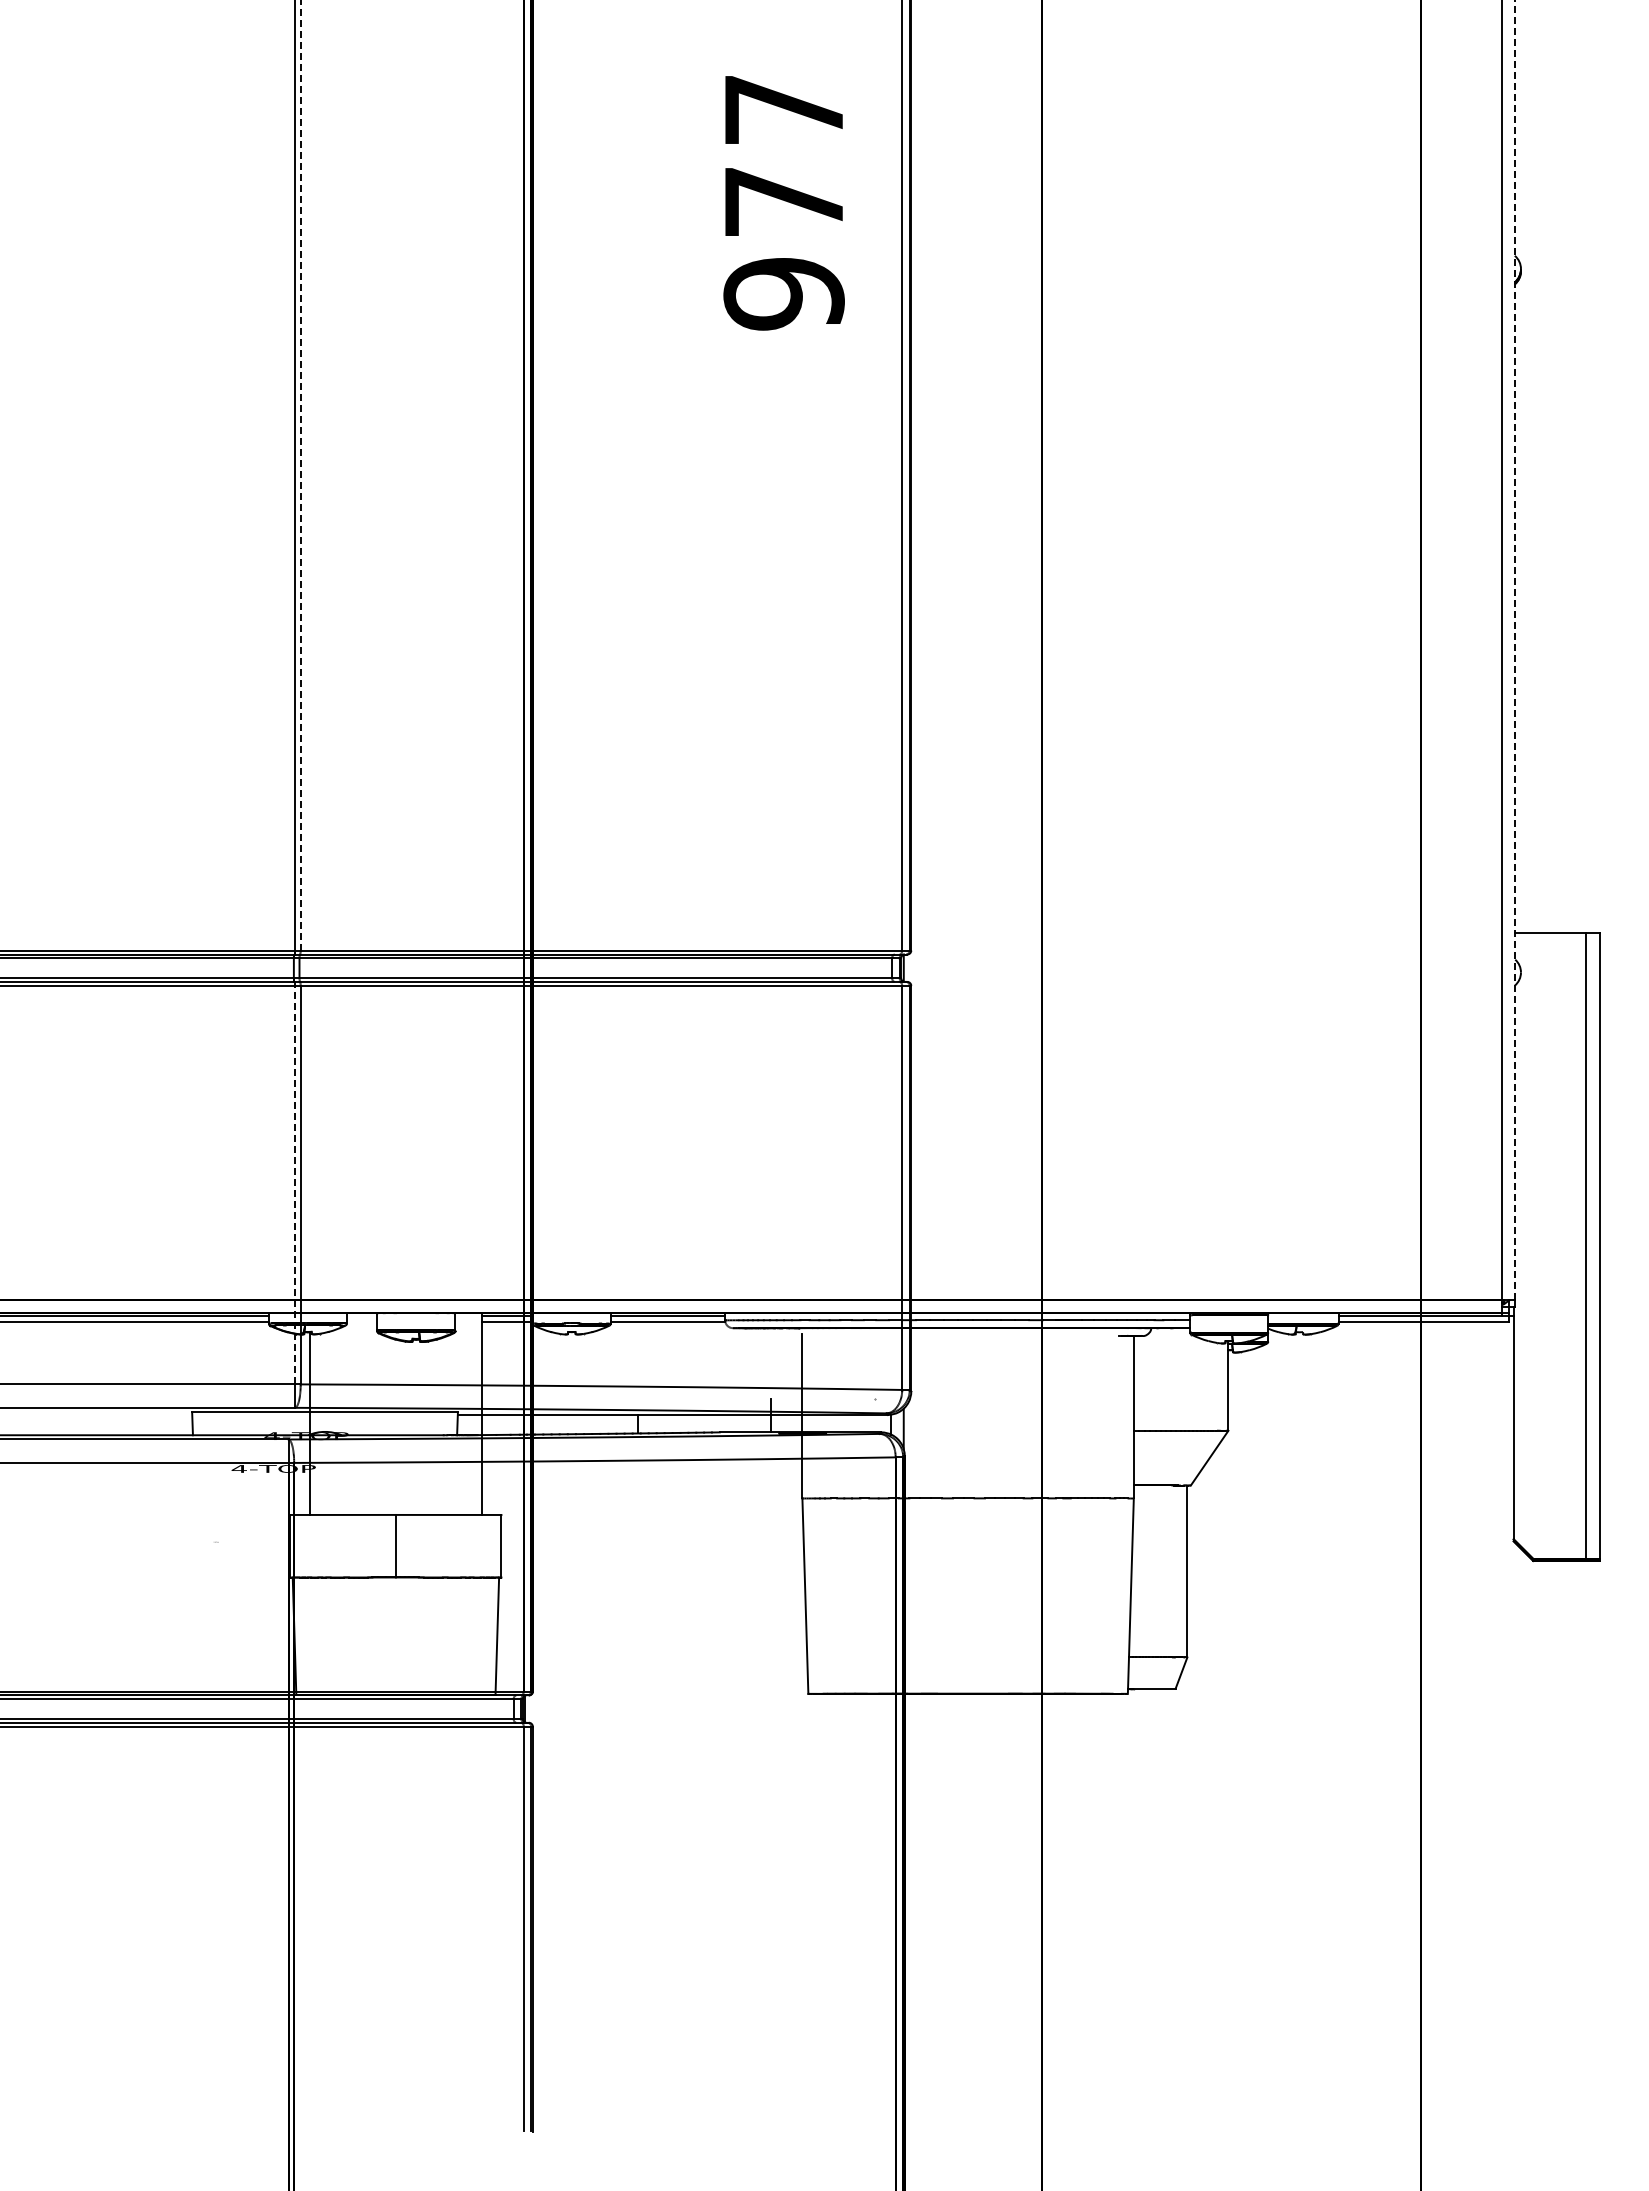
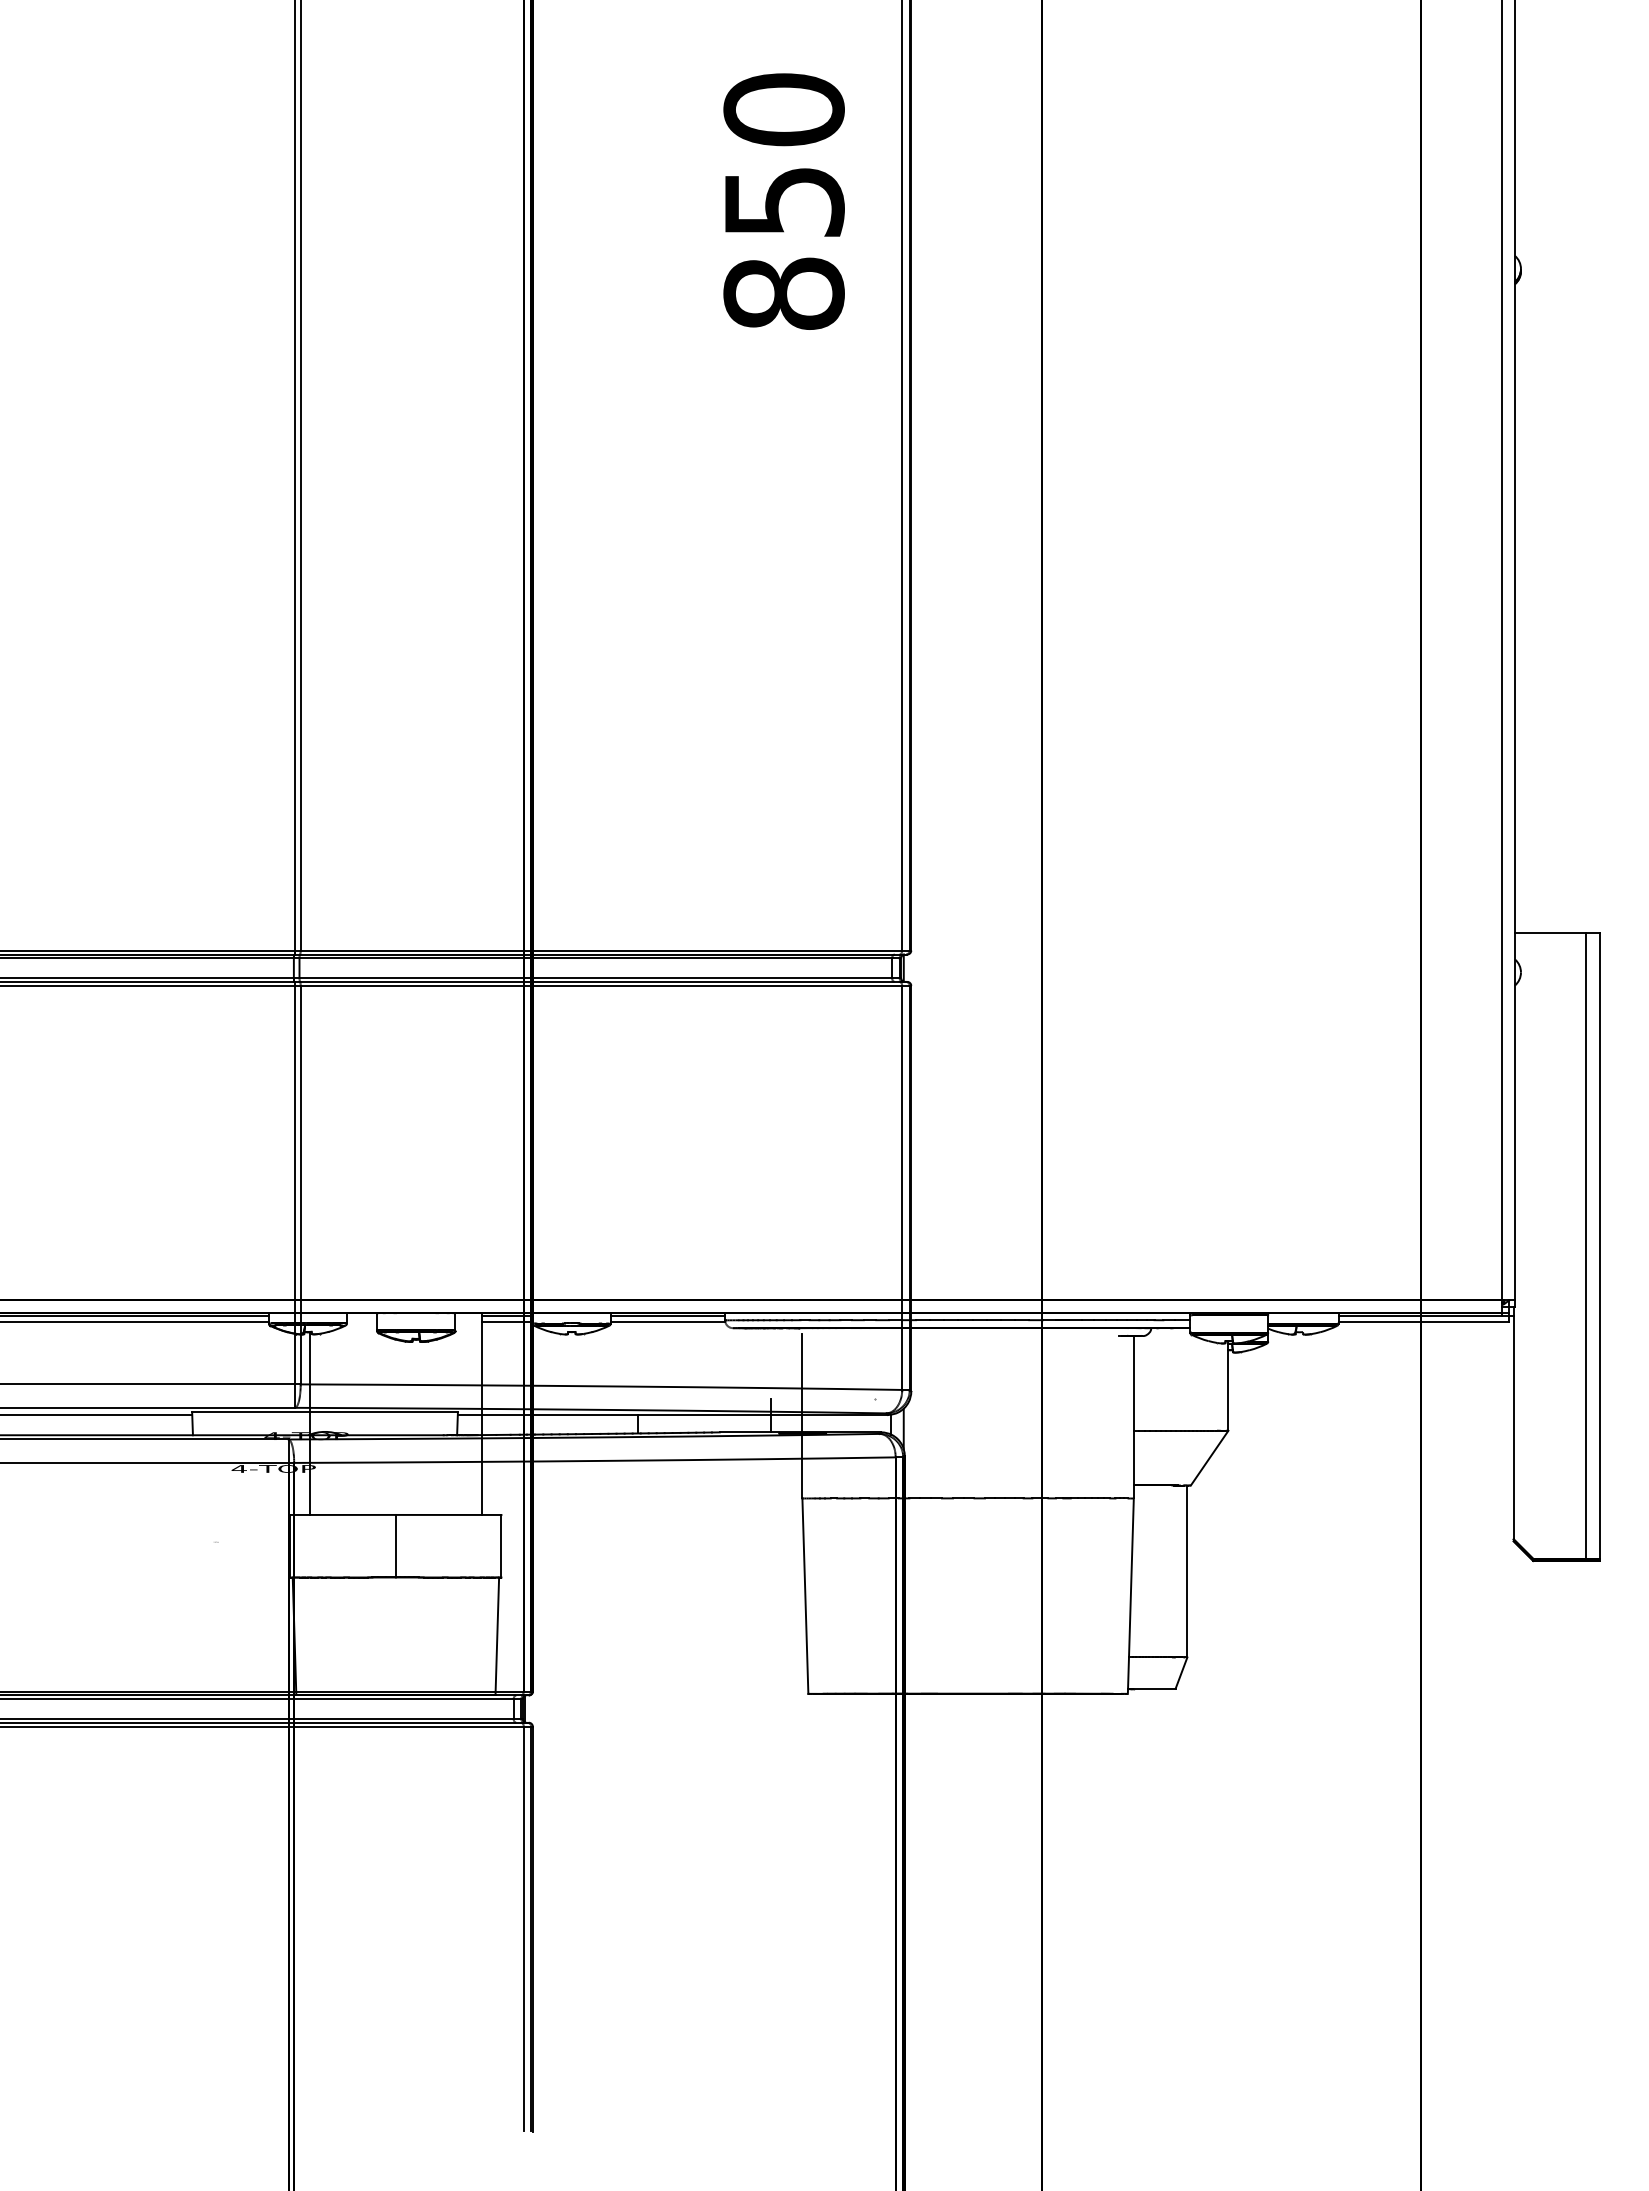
text: 977 -> 850 (783, 201)
line: dashed -> solid (300, 475)
line: dashed -> solid (1514, 650)
line: dashed -> solid (295, 1184)
line: none -> present (97, 1414)
